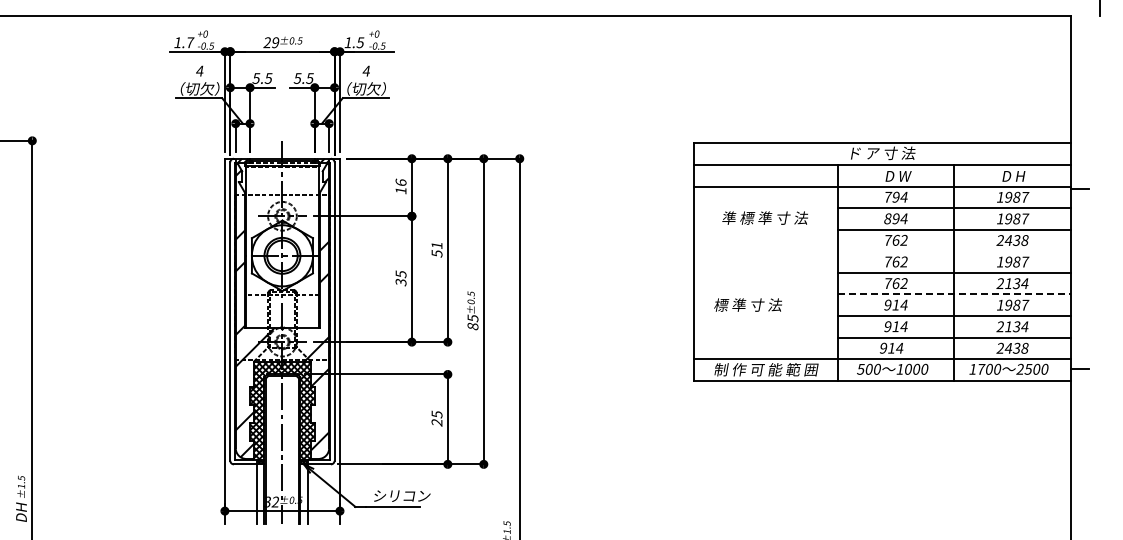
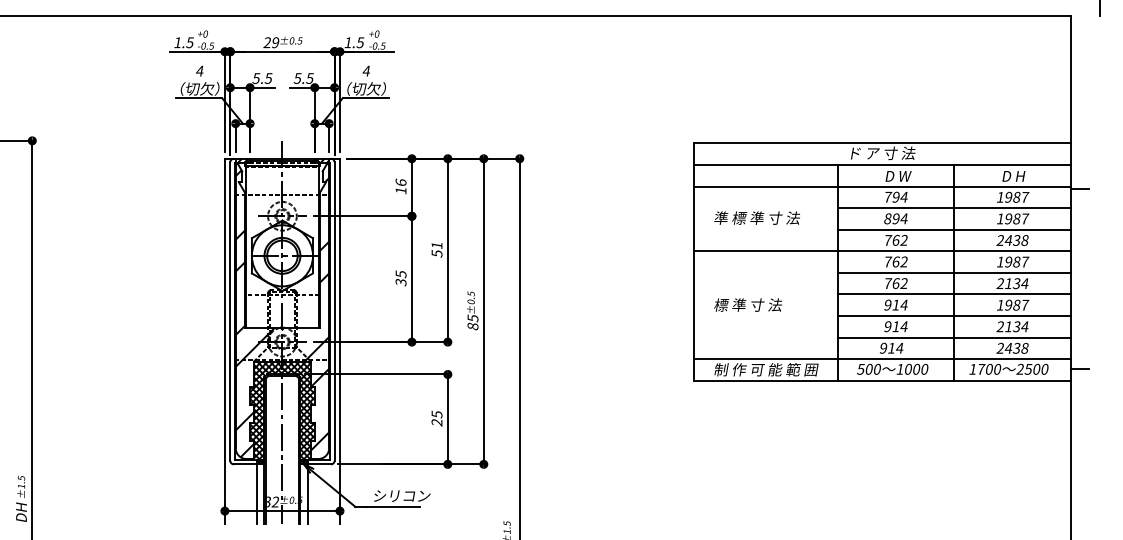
text: 1.7 -> 1.5 (190, 42)
text position: (764, 217) -> (756, 217) (756, 217)
line: none -> present (882, 251)
line: dashed -> solid (954, 294)
